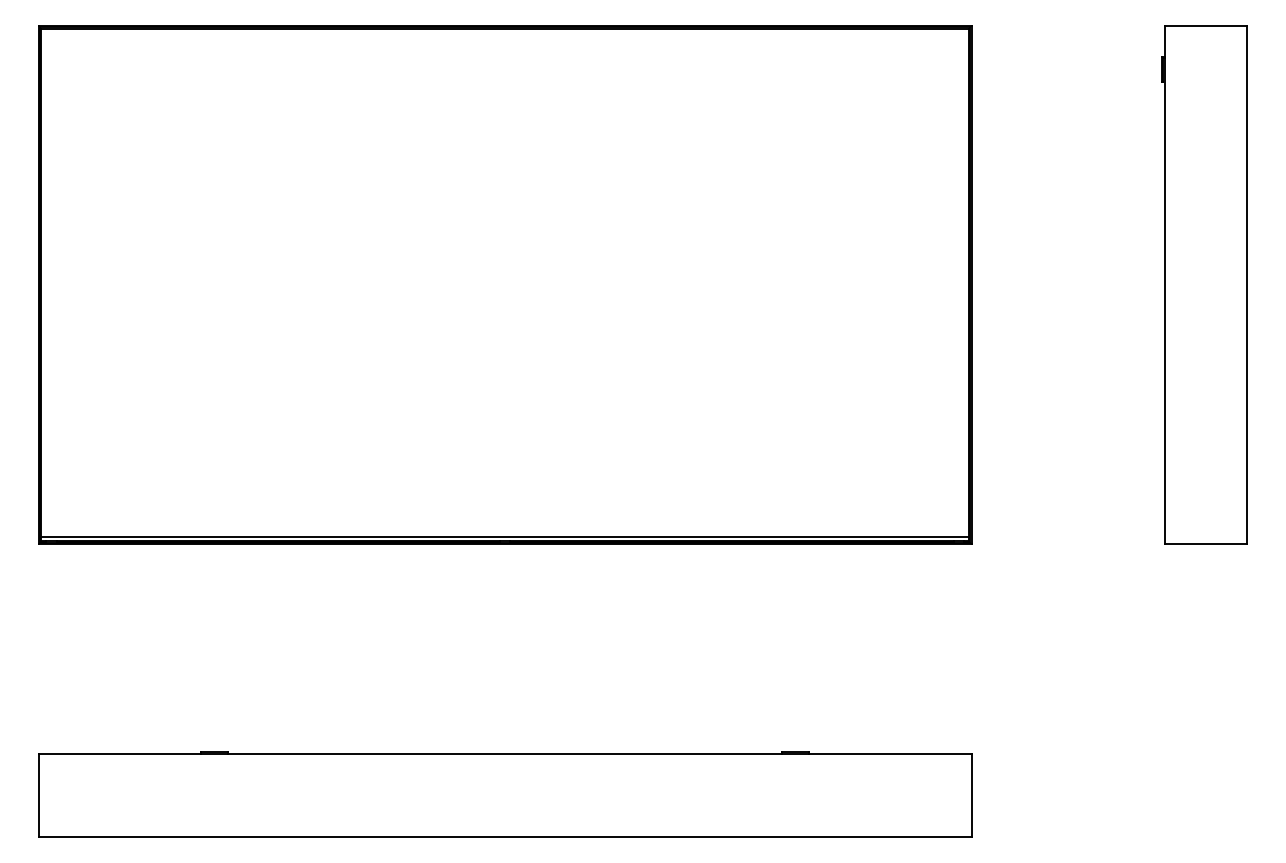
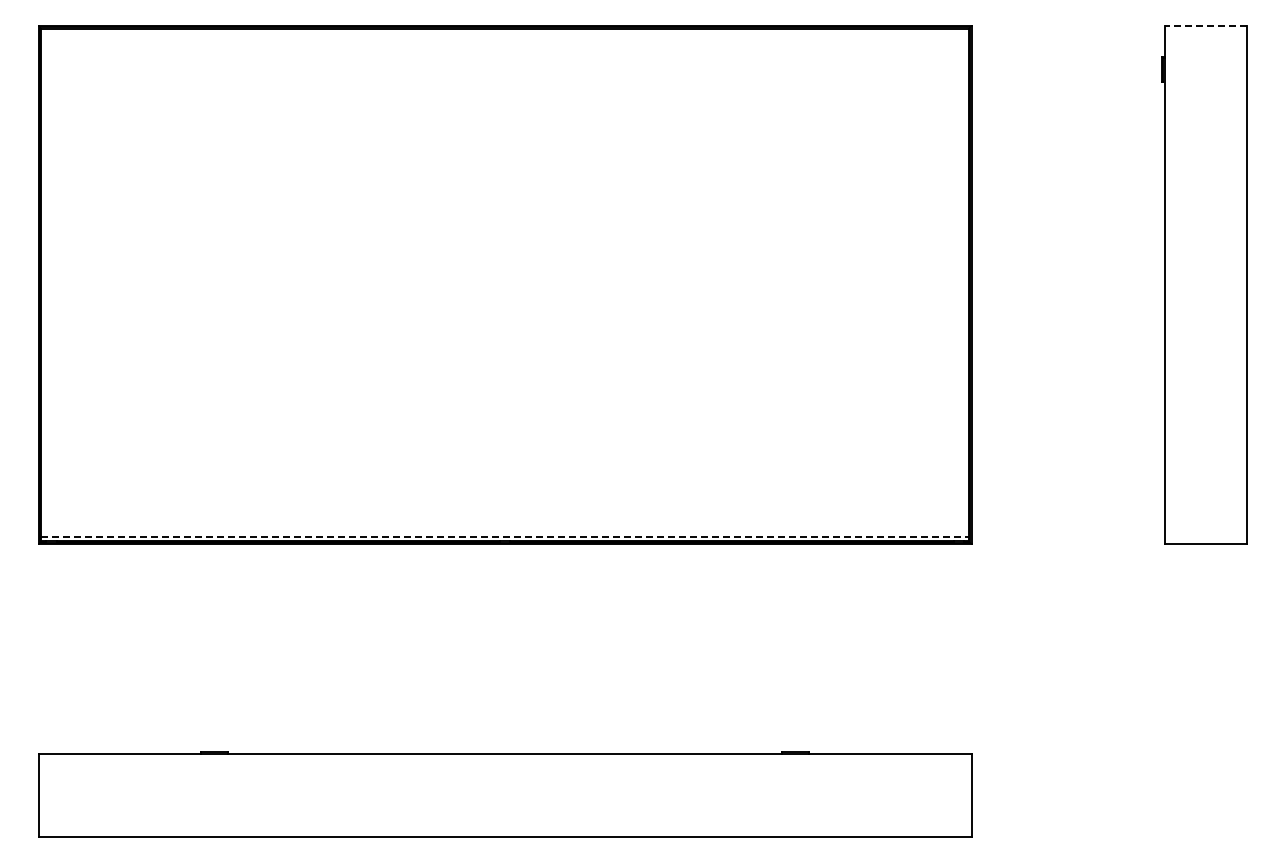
line: solid -> dashed (1205, 25)
line: solid -> dashed (505, 536)
